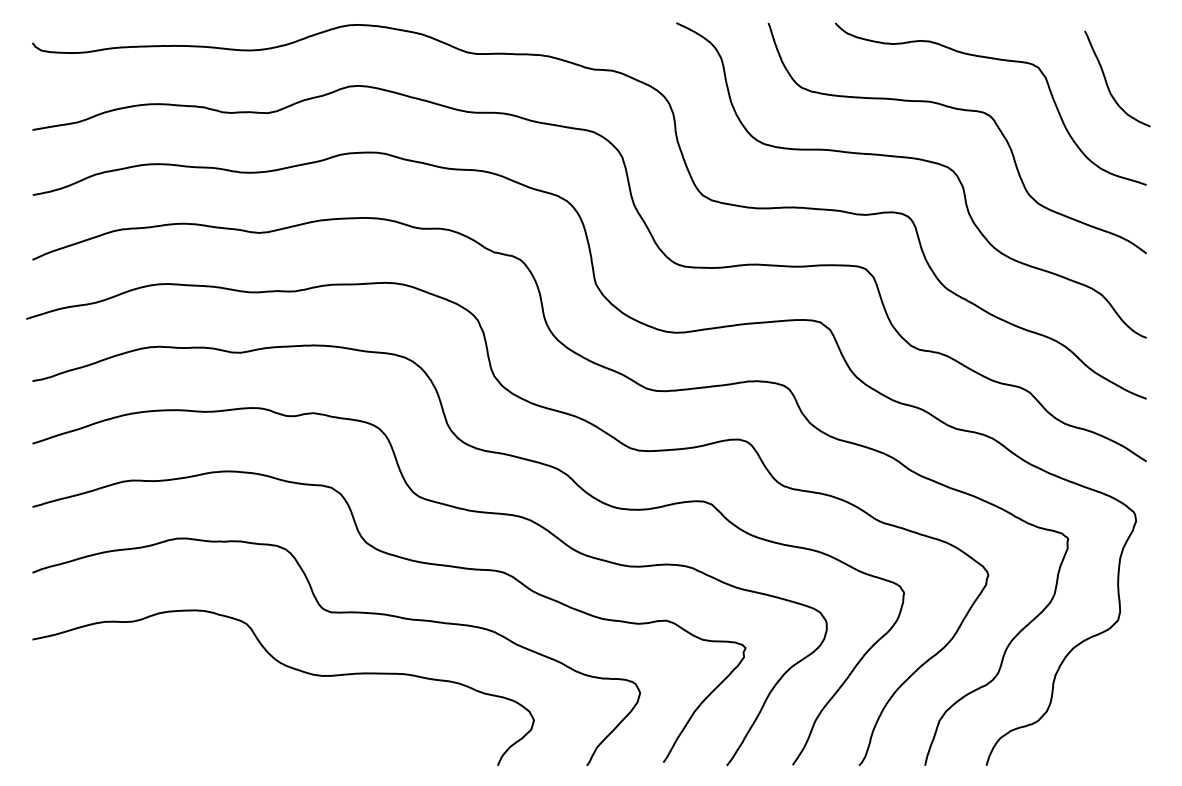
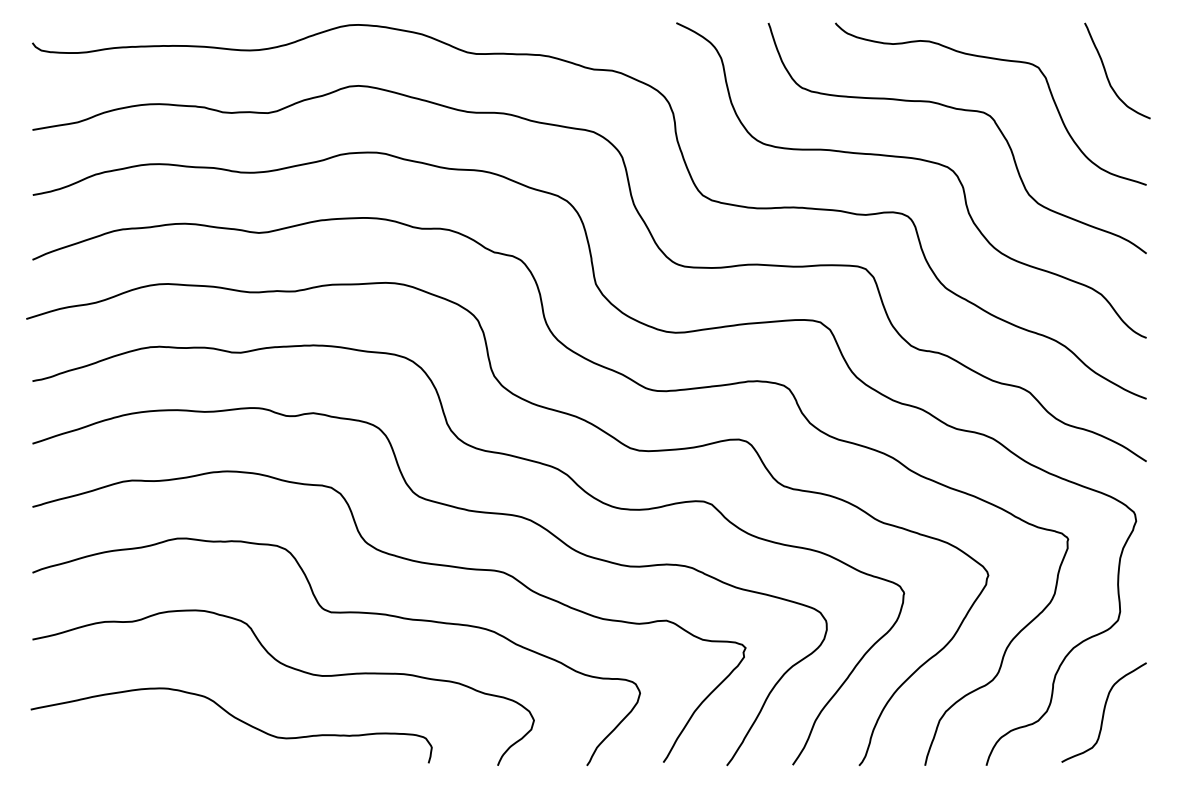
curve position: (1107, 82) -> (1107, 74) (1107, 74)
curve: none -> present (1103, 712)
curve: none -> present (234, 718)
